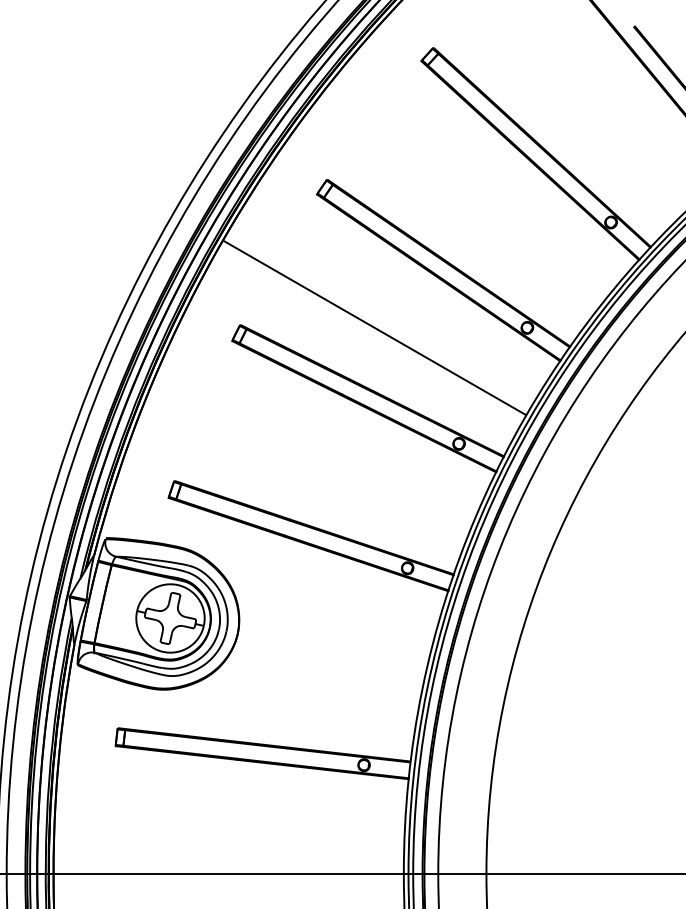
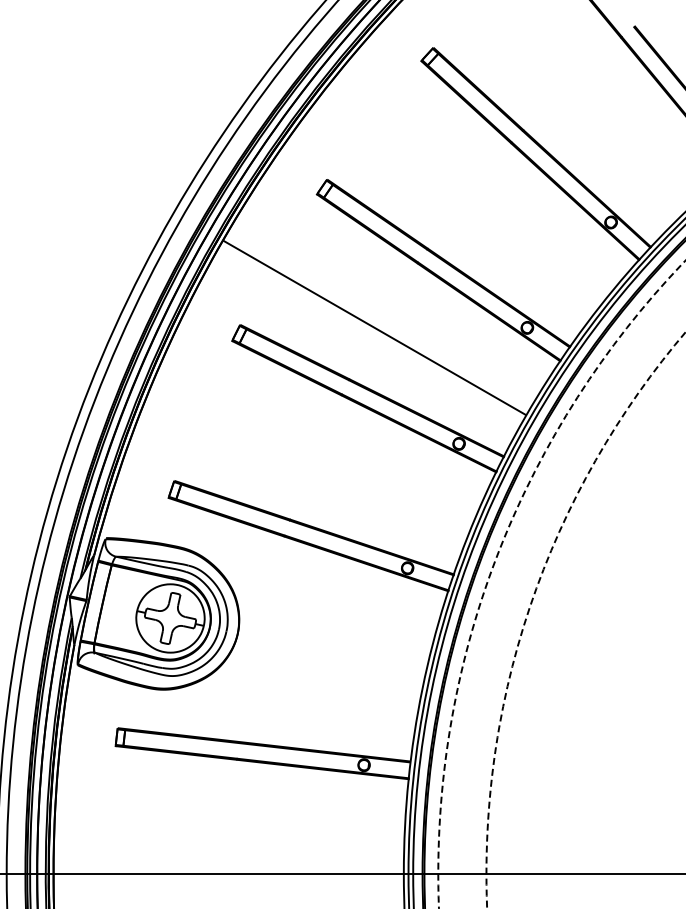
circle: solid -> dashed (561, 584)
arc: solid -> dashed (531, 601)
